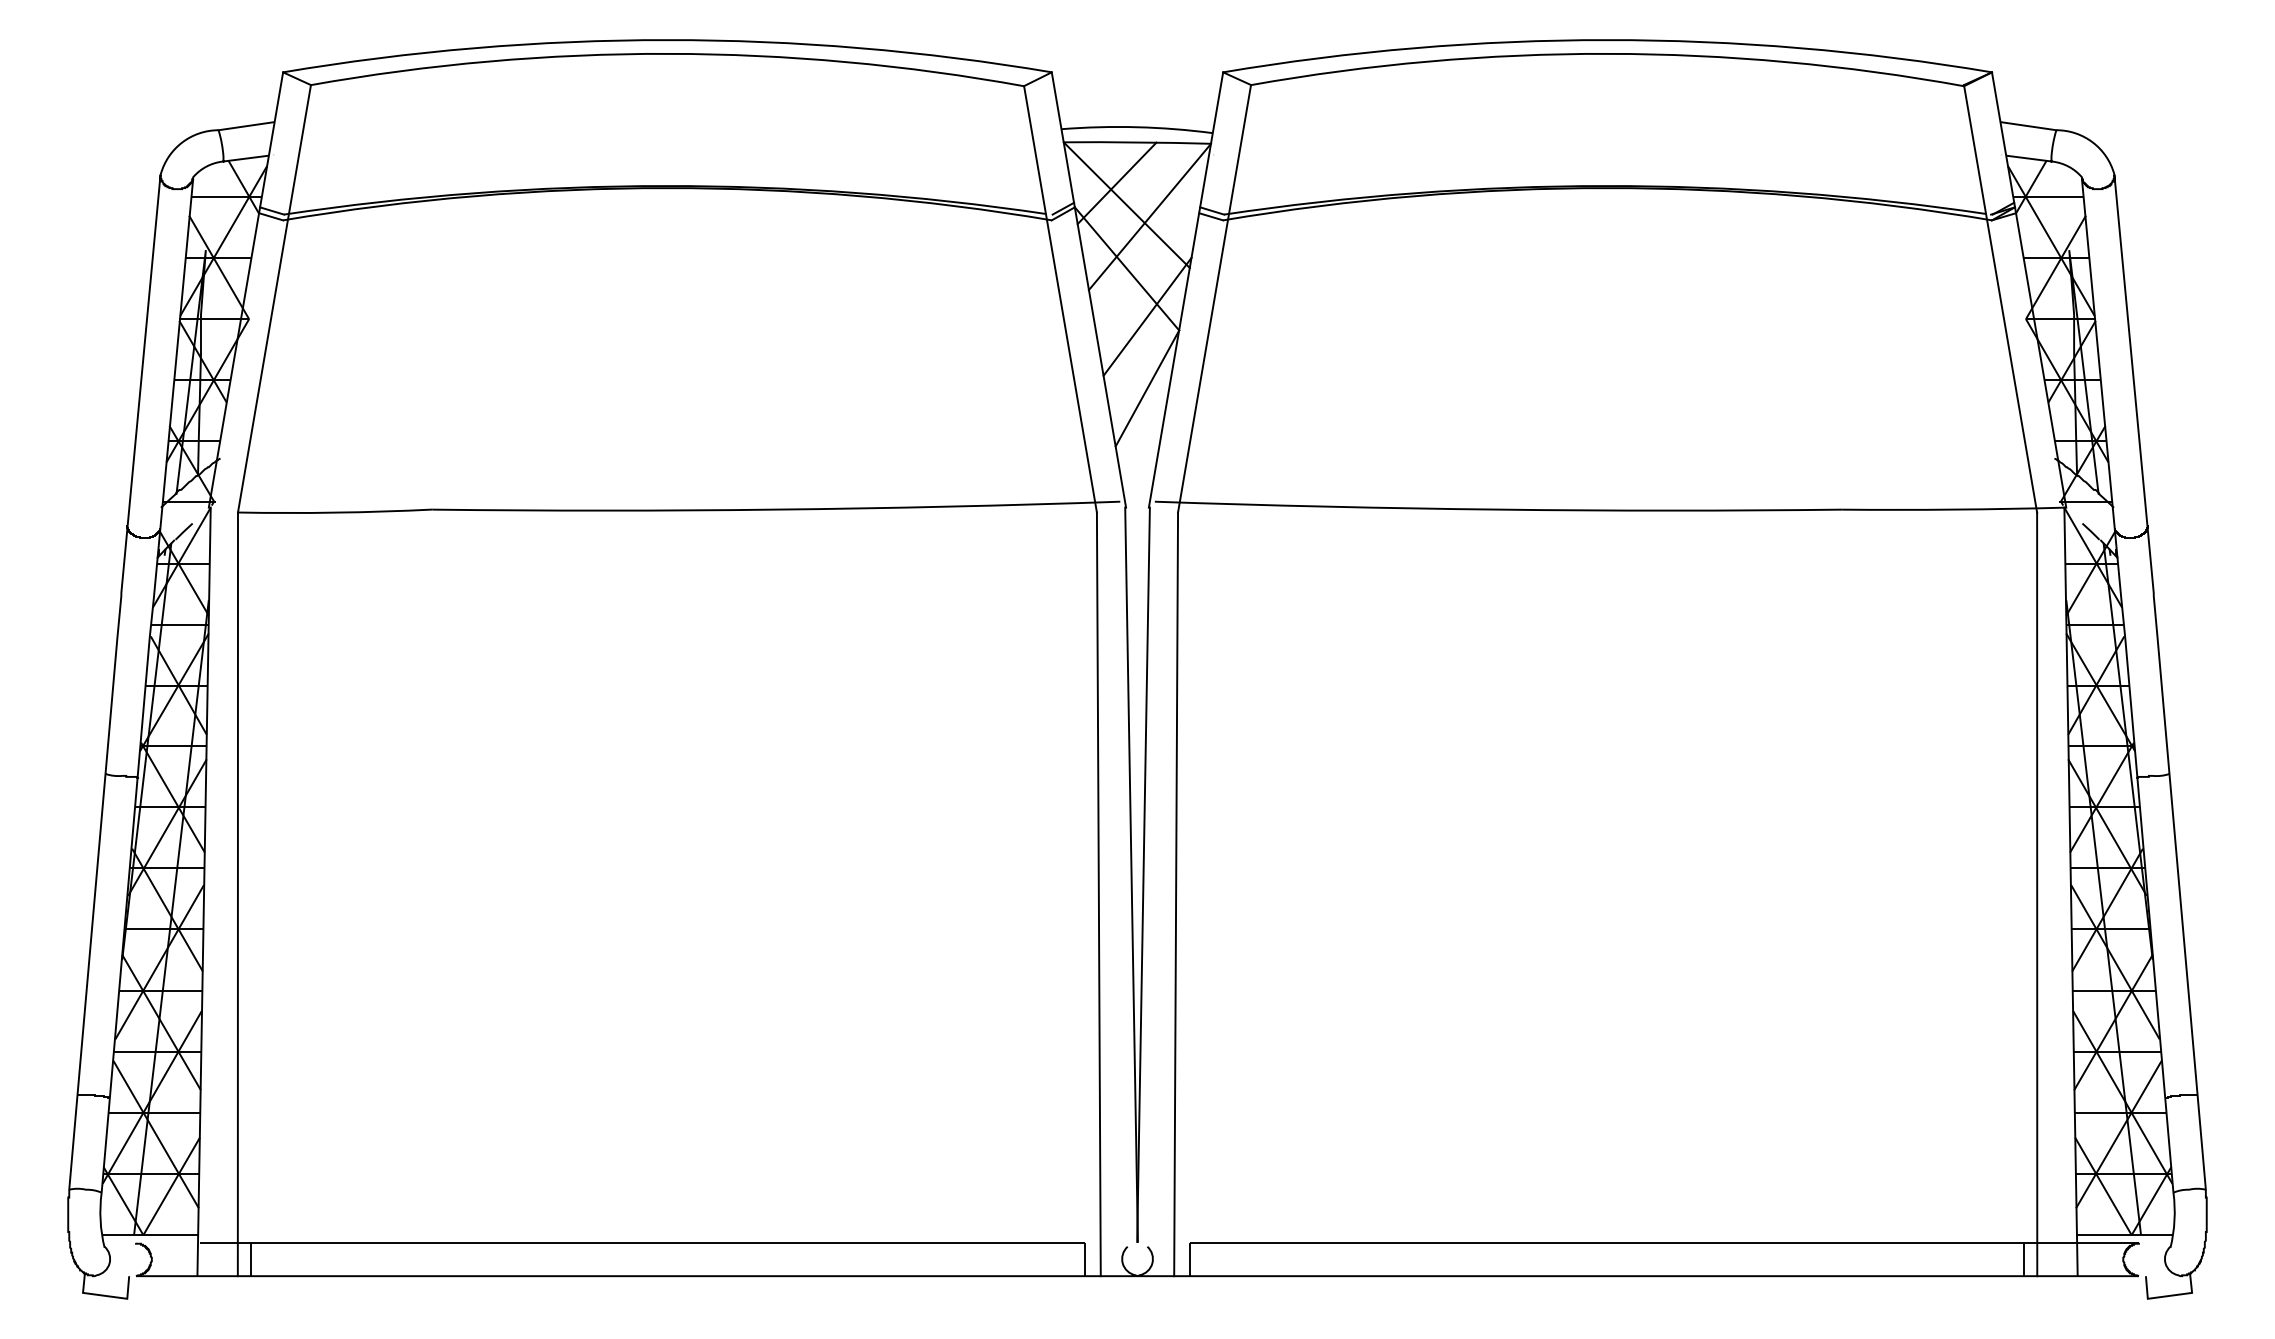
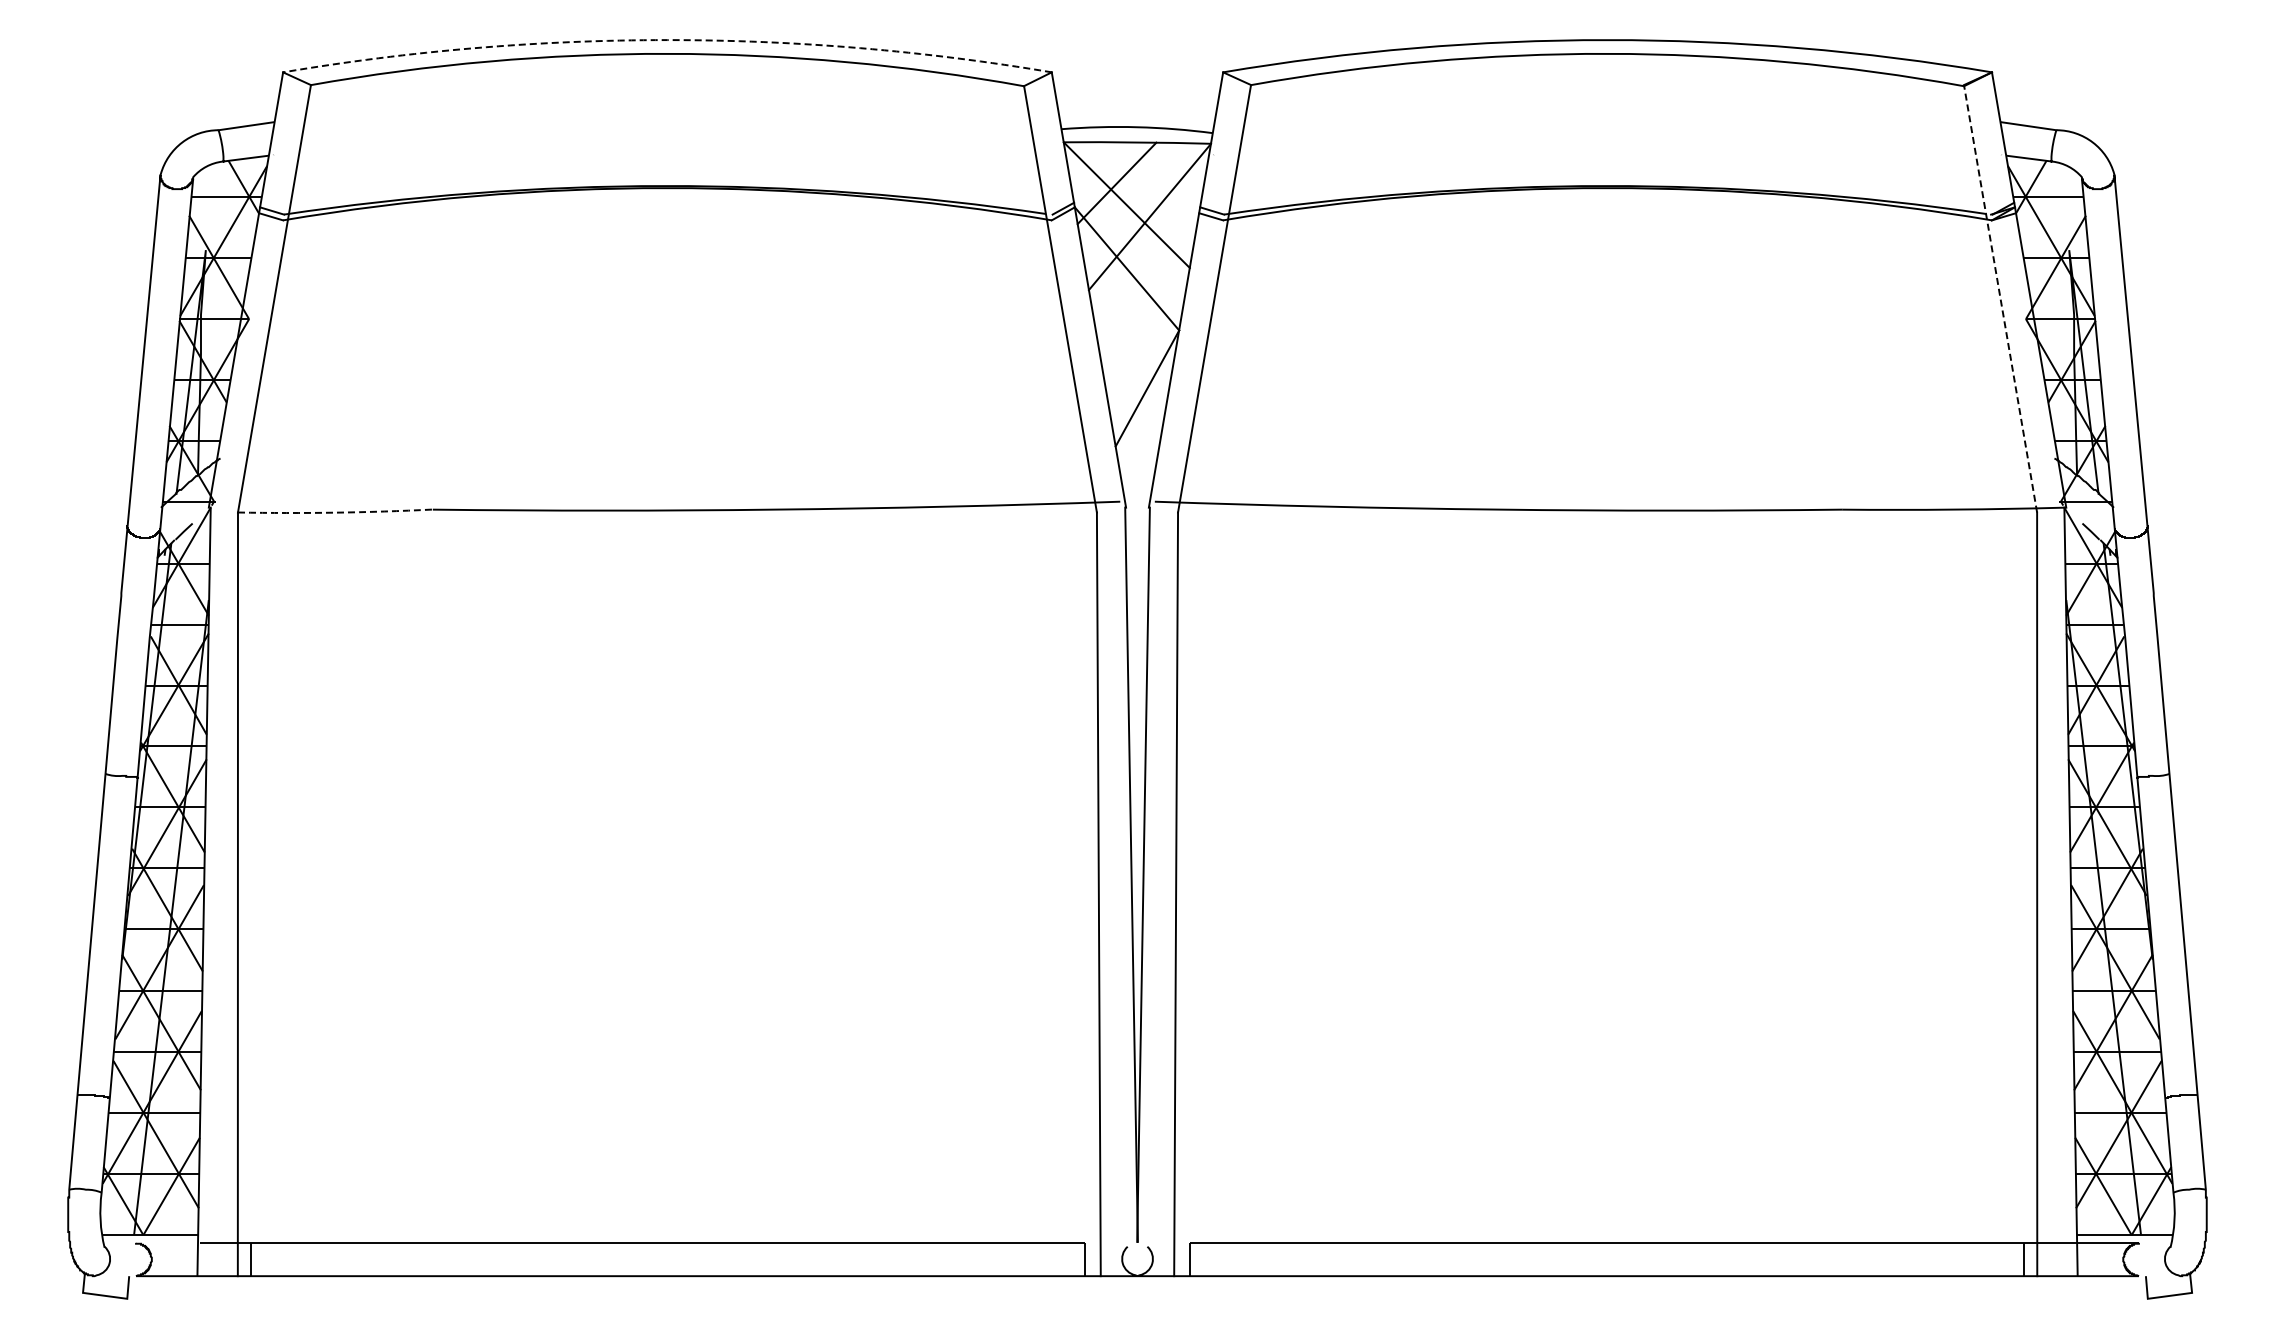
arc: solid -> dashed (667, 40)
line: solid -> dashed (2000, 298)
line: present -> none (1147, 316)
arc: solid -> dashed (335, 512)
